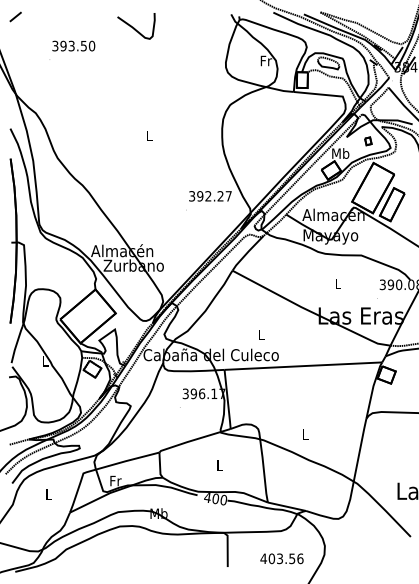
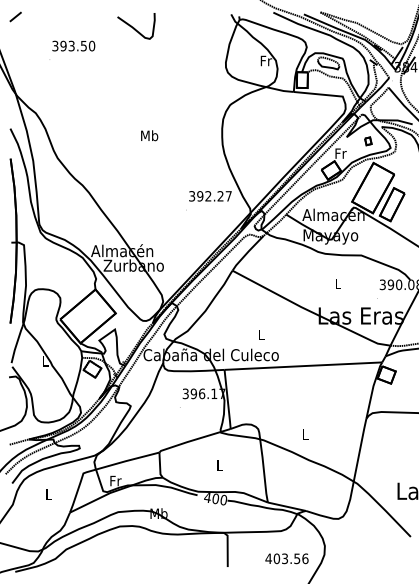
text: L -> Mb (149, 135)
text: Mb -> Fr (340, 153)
text position: (281, 558) -> (286, 558) (286, 558)
